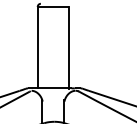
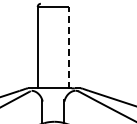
line: solid -> dashed (69, 47)
